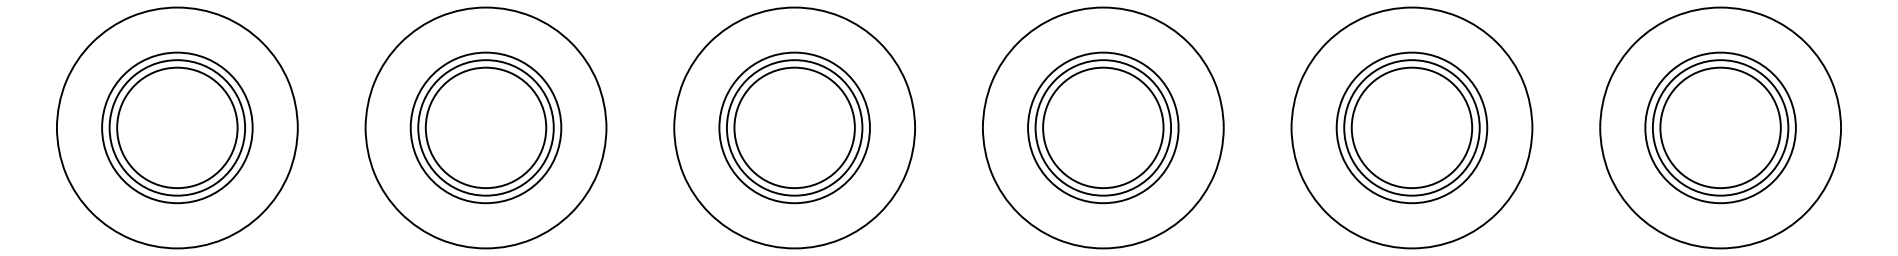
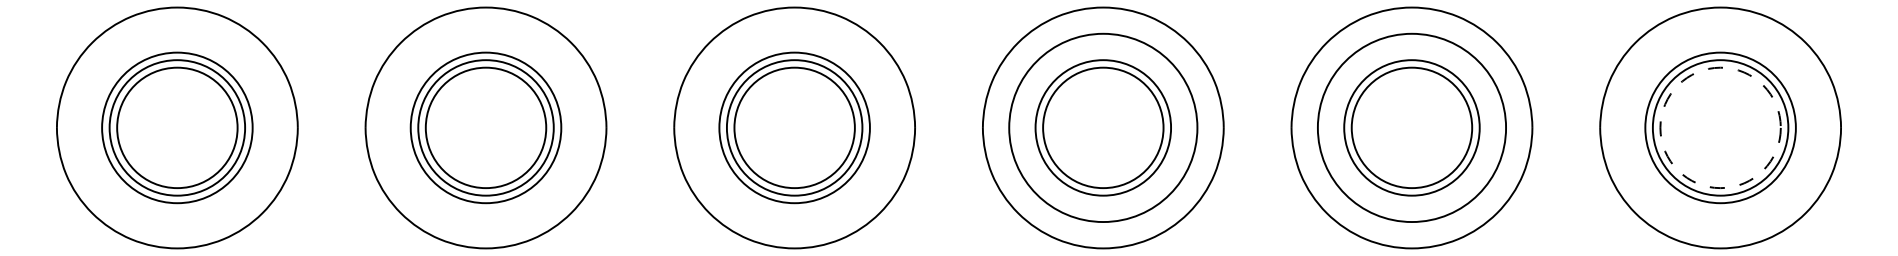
circle diameter: 151 px -> 188 px (1103, 127)
circle diameter: 151 px -> 188 px (1411, 127)
circle: solid -> dashed (1720, 127)
